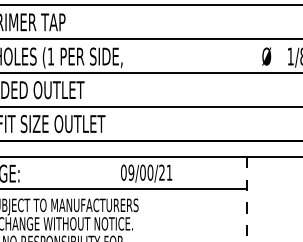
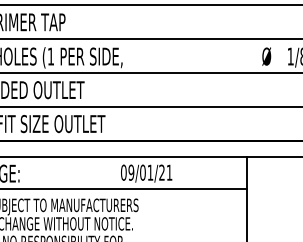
text: 09/00/21 -> 09/01/21 (150, 172)
line: dashed -> solid (247, 199)
